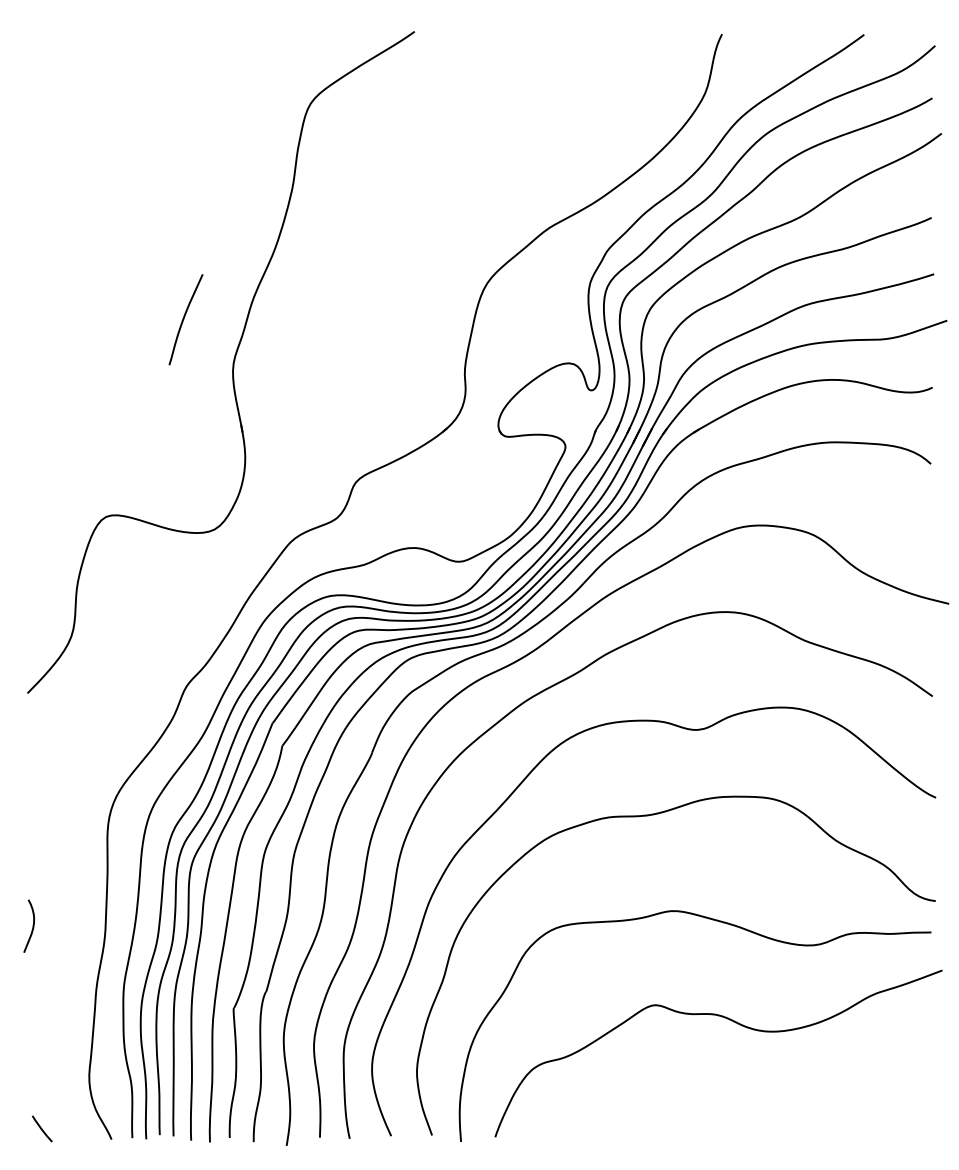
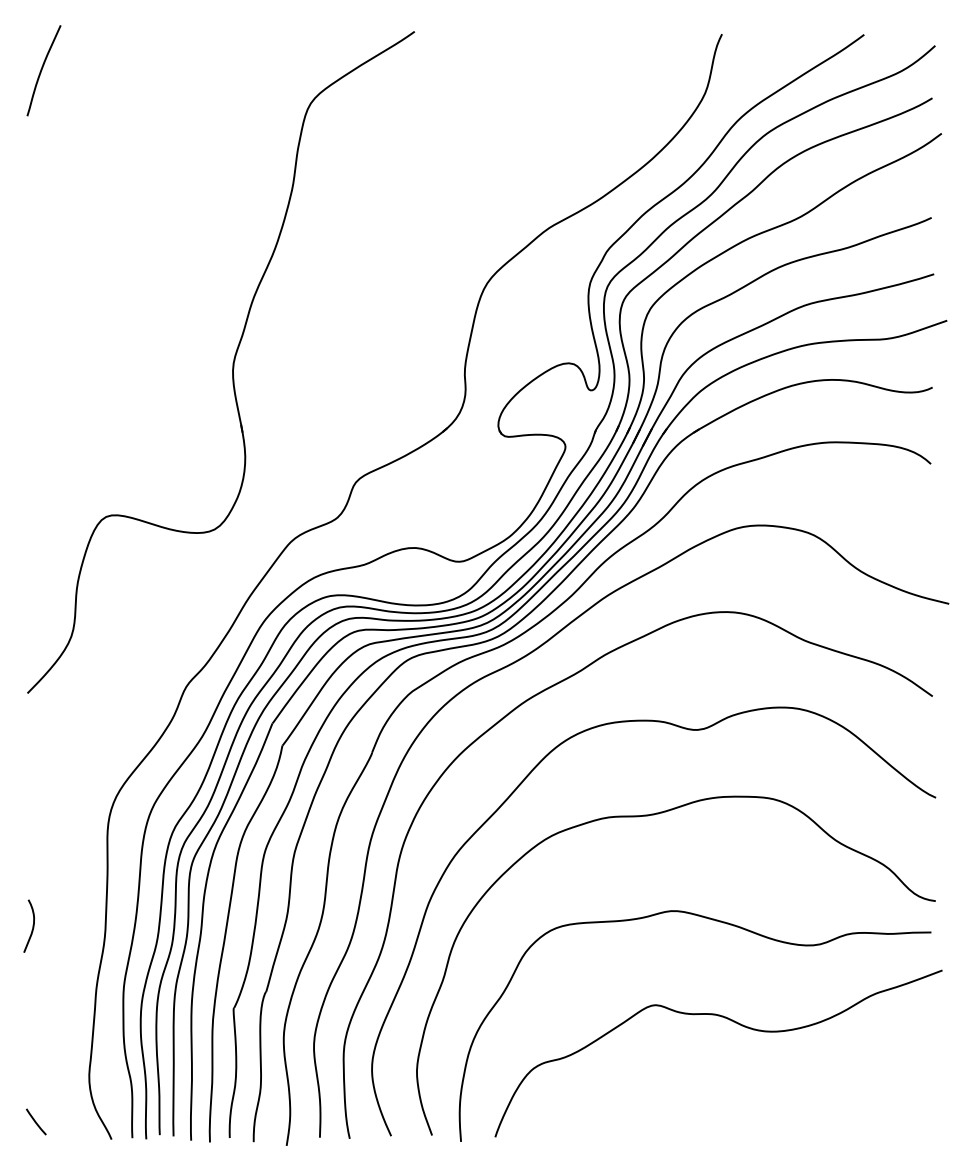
curve position: (184, 319) -> (42, 70) (42, 70)
line position: (42, 1128) -> (36, 1121) (36, 1121)
